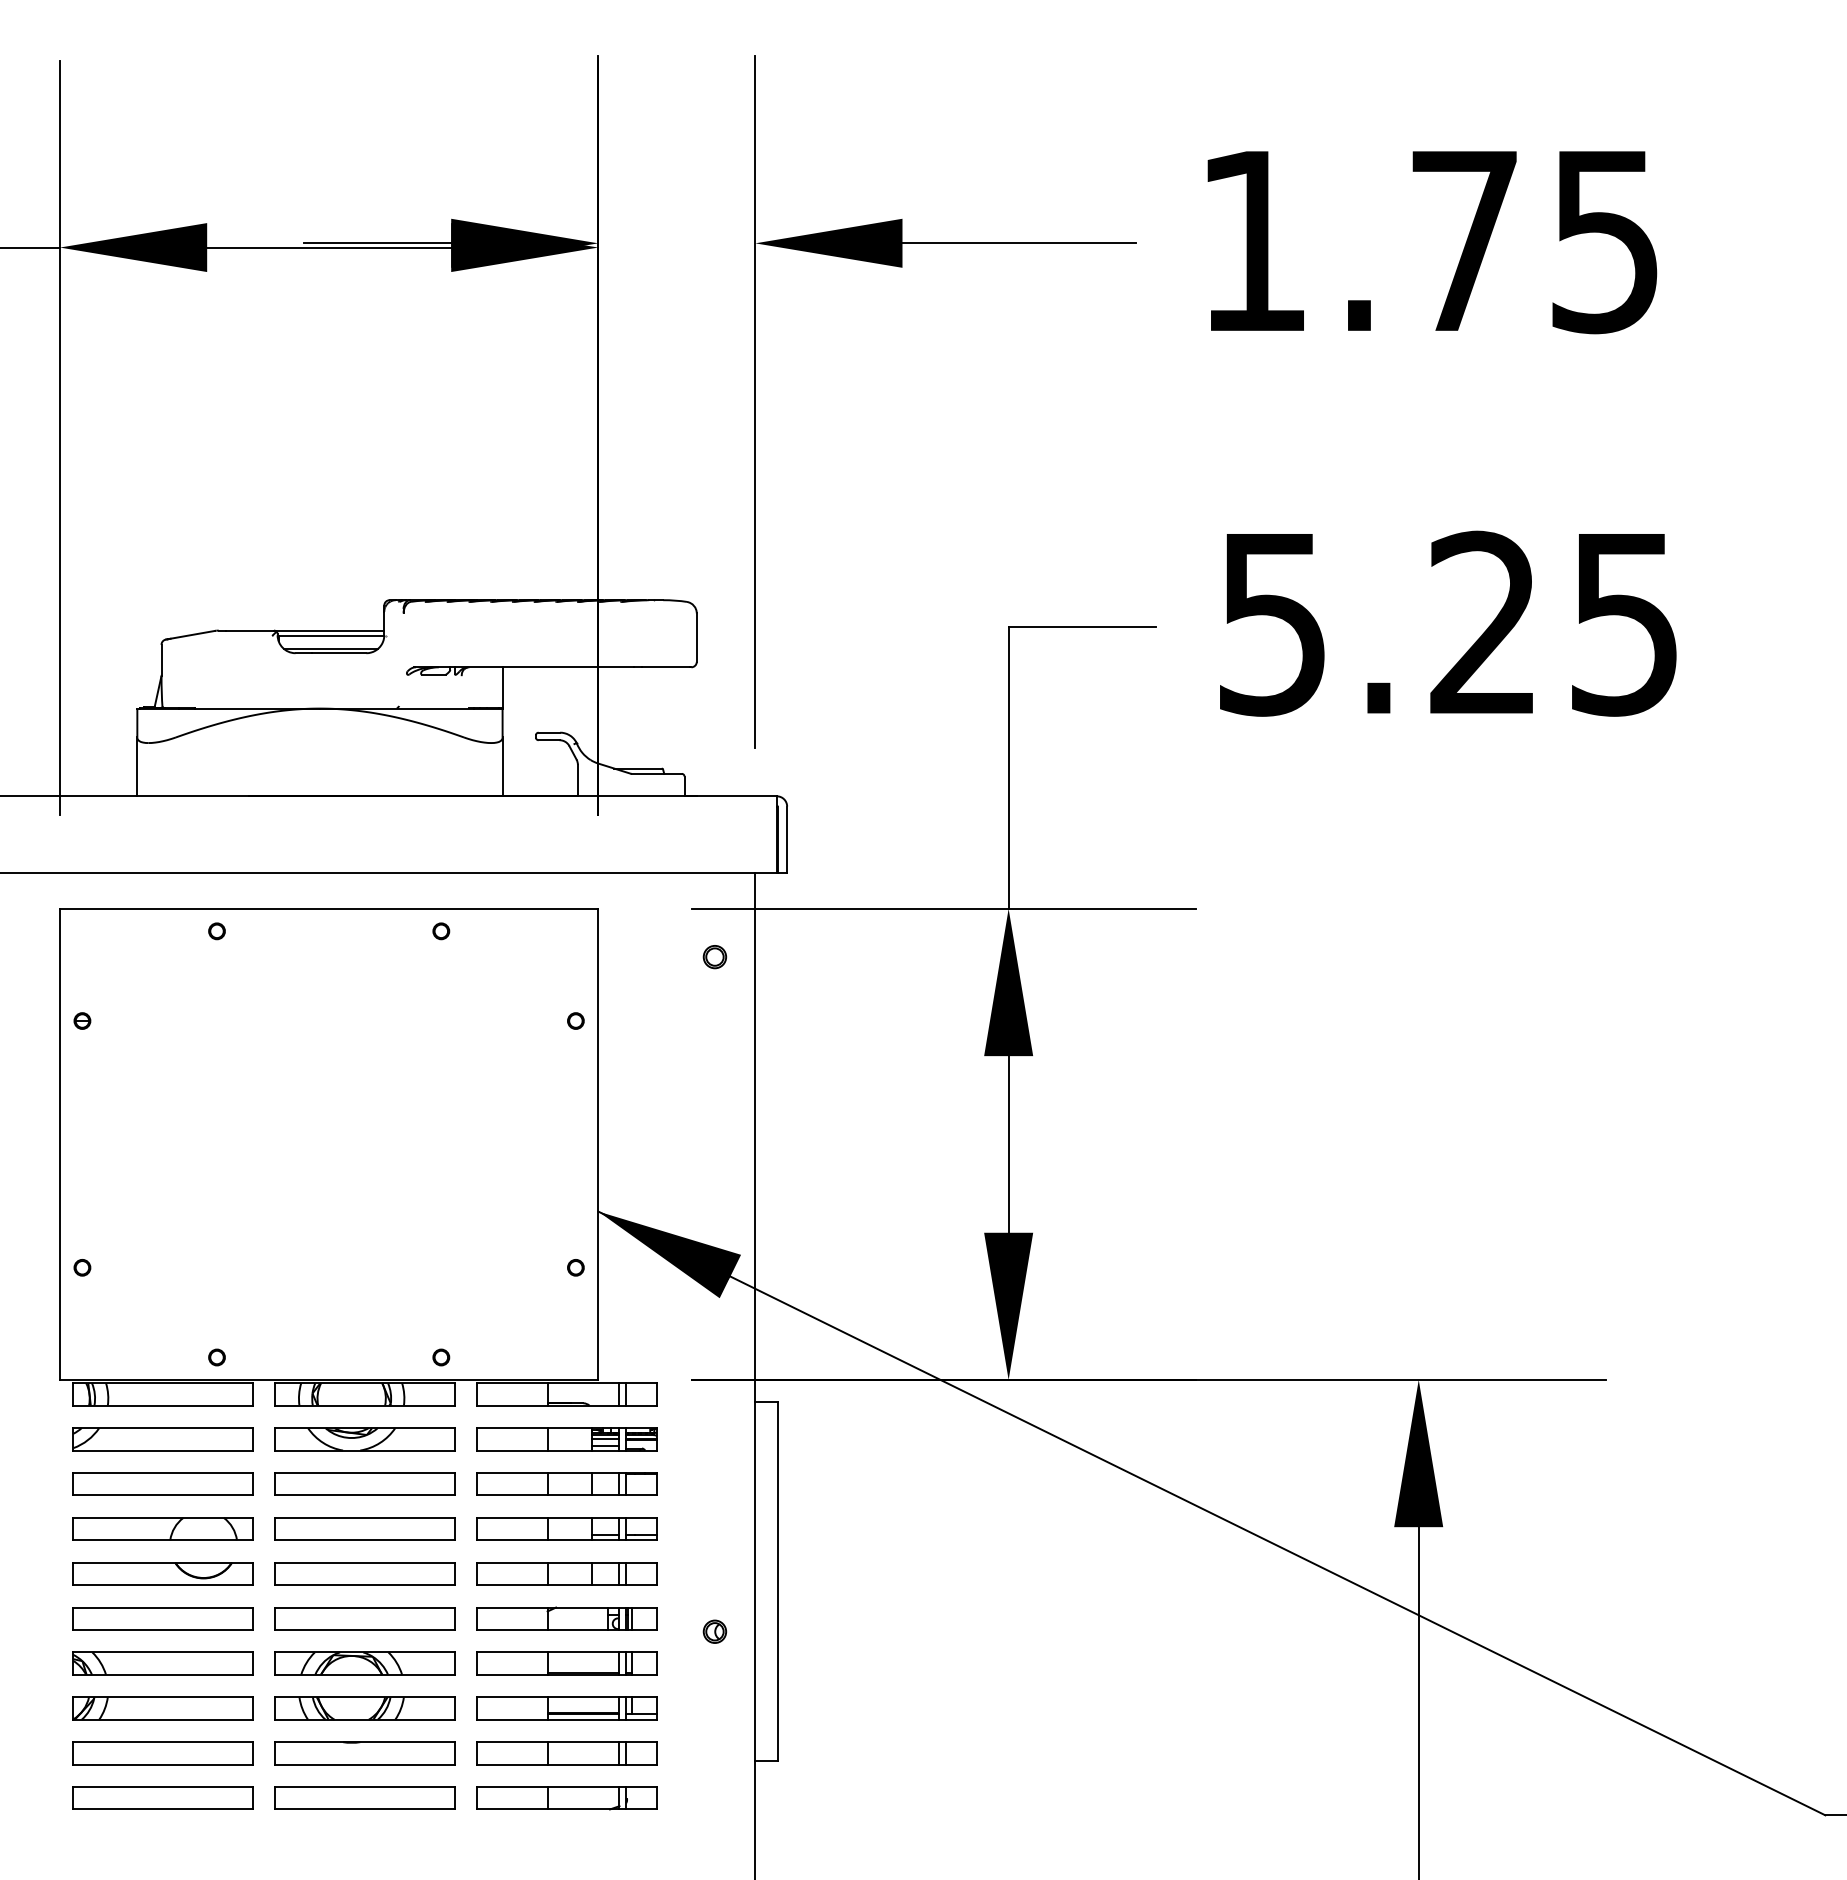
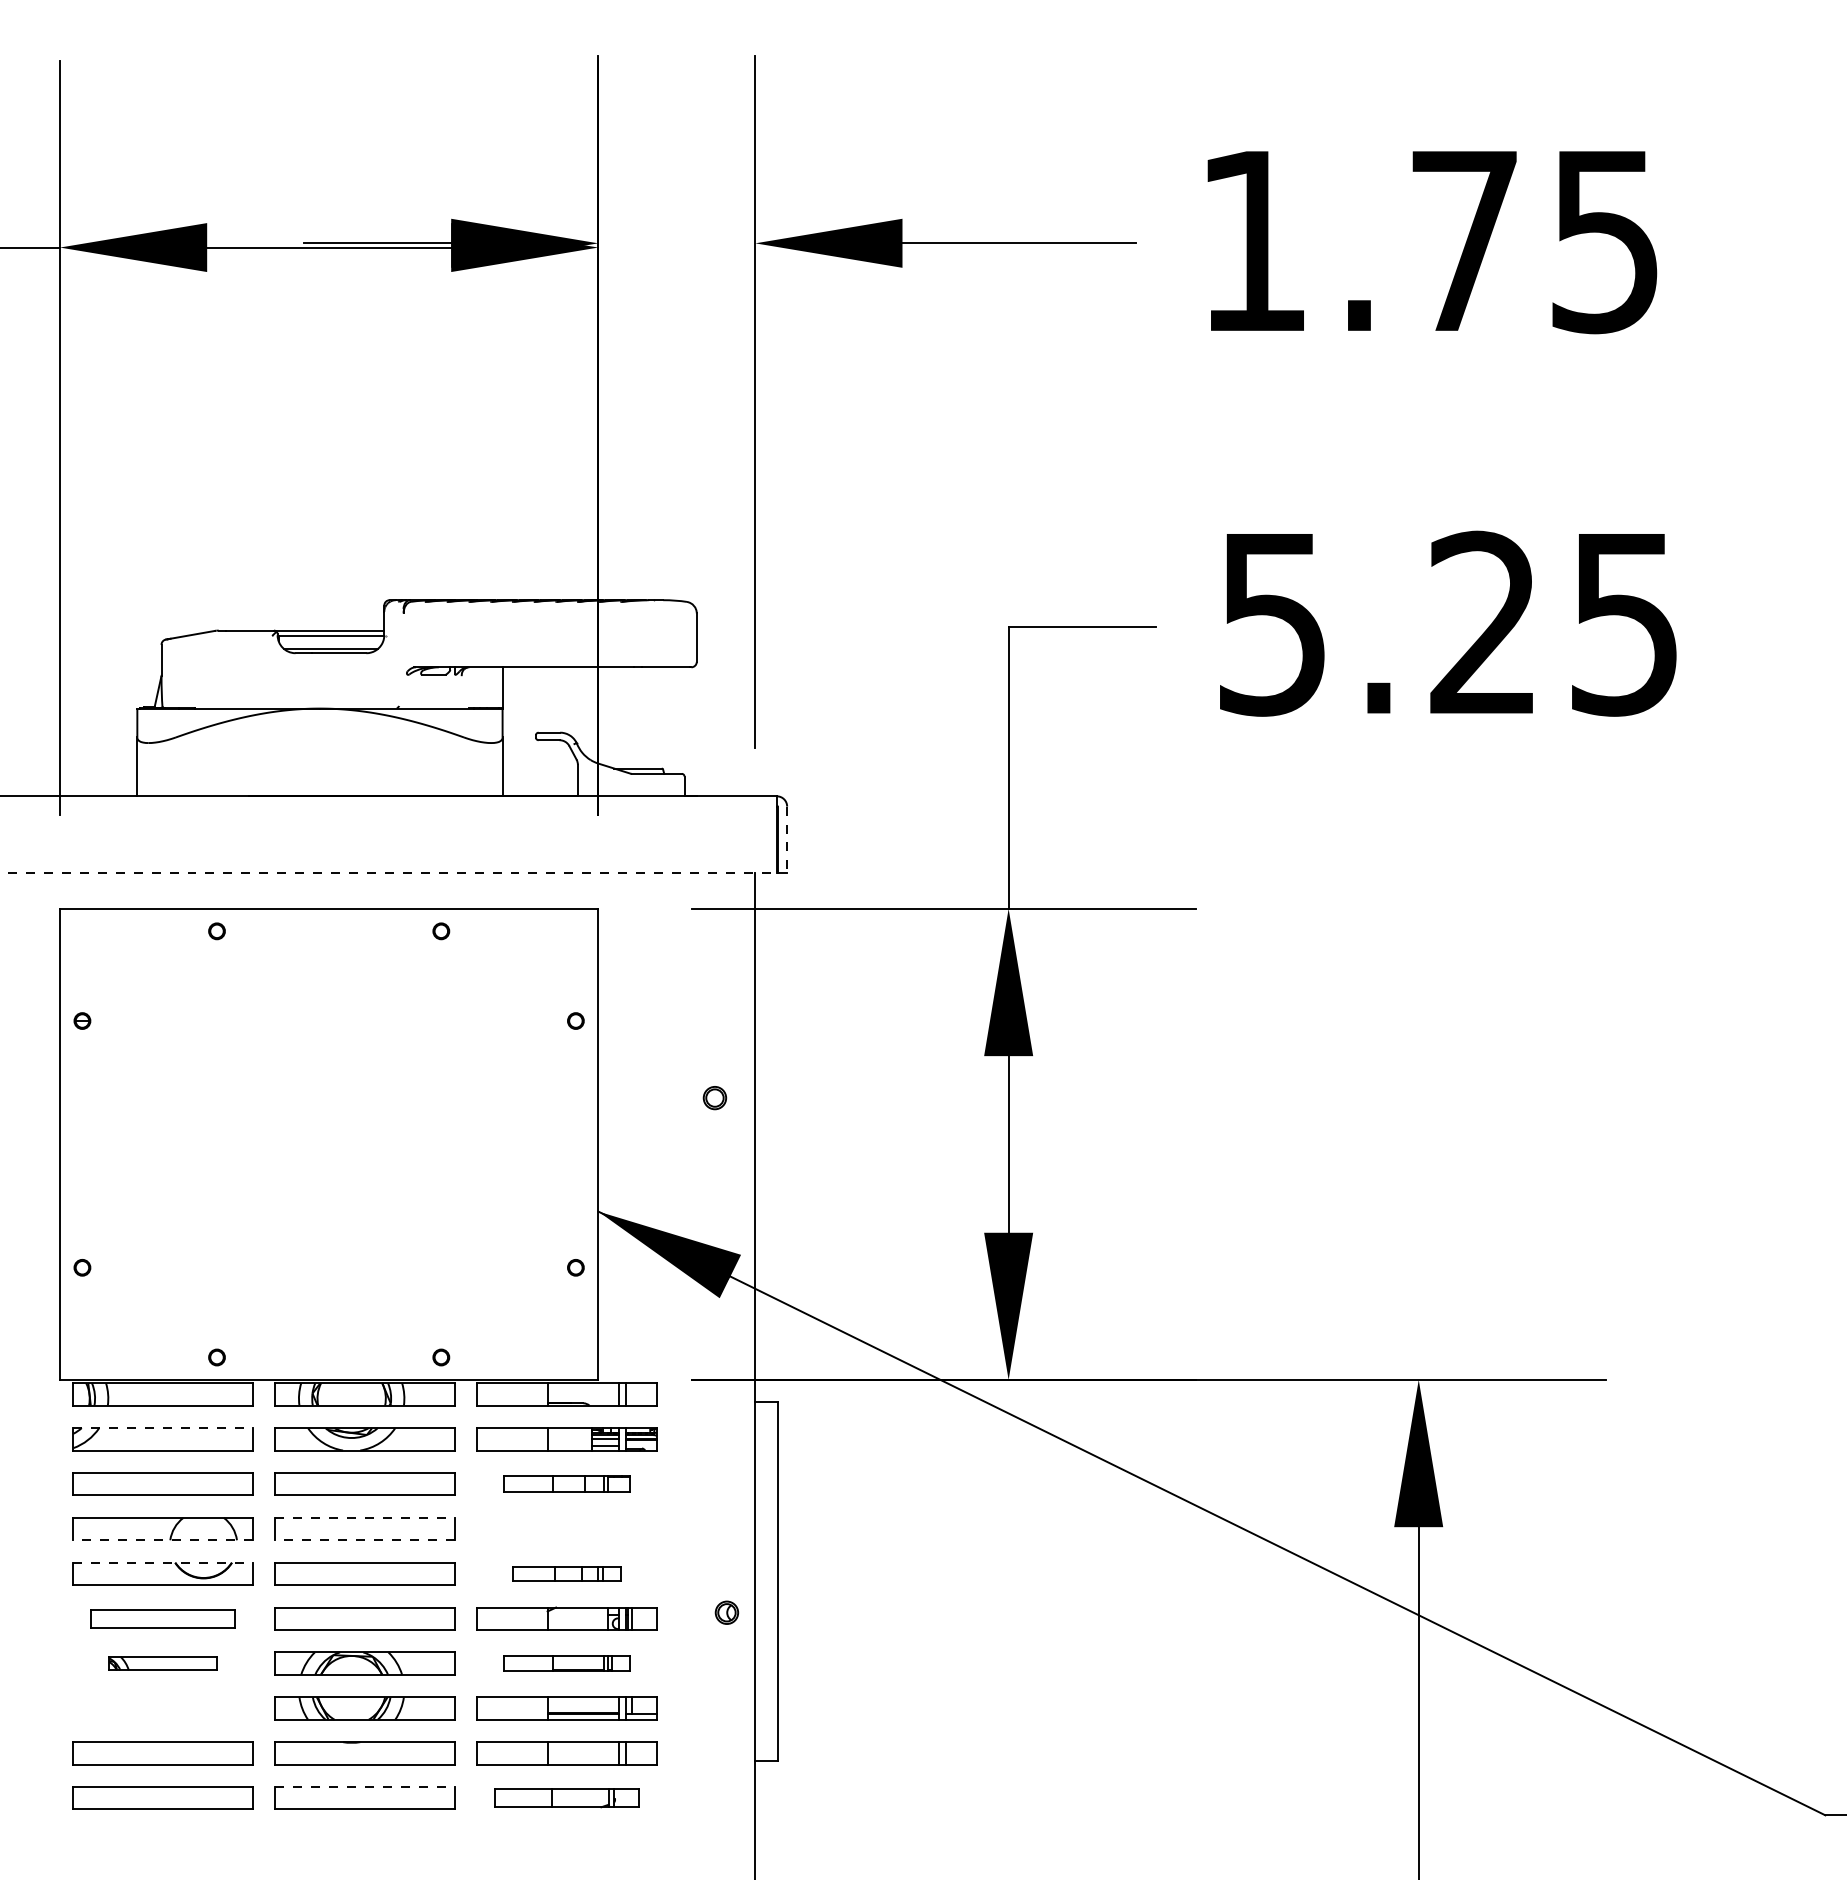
line: solid -> dashed (787, 840)
line: solid -> dashed (388, 873)
part position: (714, 957) -> (714, 1098) (714, 1098)
line: solid -> dashed (163, 1428)
part size: 182x24 px -> 128x18 px (566, 1483)
line: solid -> dashed (365, 1517)
part: present -> none (566, 1528)
line: solid -> dashed (163, 1540)
line: solid -> dashed (365, 1540)
line: solid -> dashed (163, 1562)
part size: 182x24 px -> 110x16 px (566, 1573)
part size: 182x24 px -> 146x20 px (162, 1618)
part position: (714, 1631) -> (726, 1612) (726, 1612)
part size: 182x25 px -> 110x15 px (162, 1663)
part size: 182x25 px -> 128x17 px (566, 1663)
part: present -> none (162, 1708)
line: solid -> dashed (365, 1787)
part size: 182x25 px -> 146x21 px (566, 1798)
